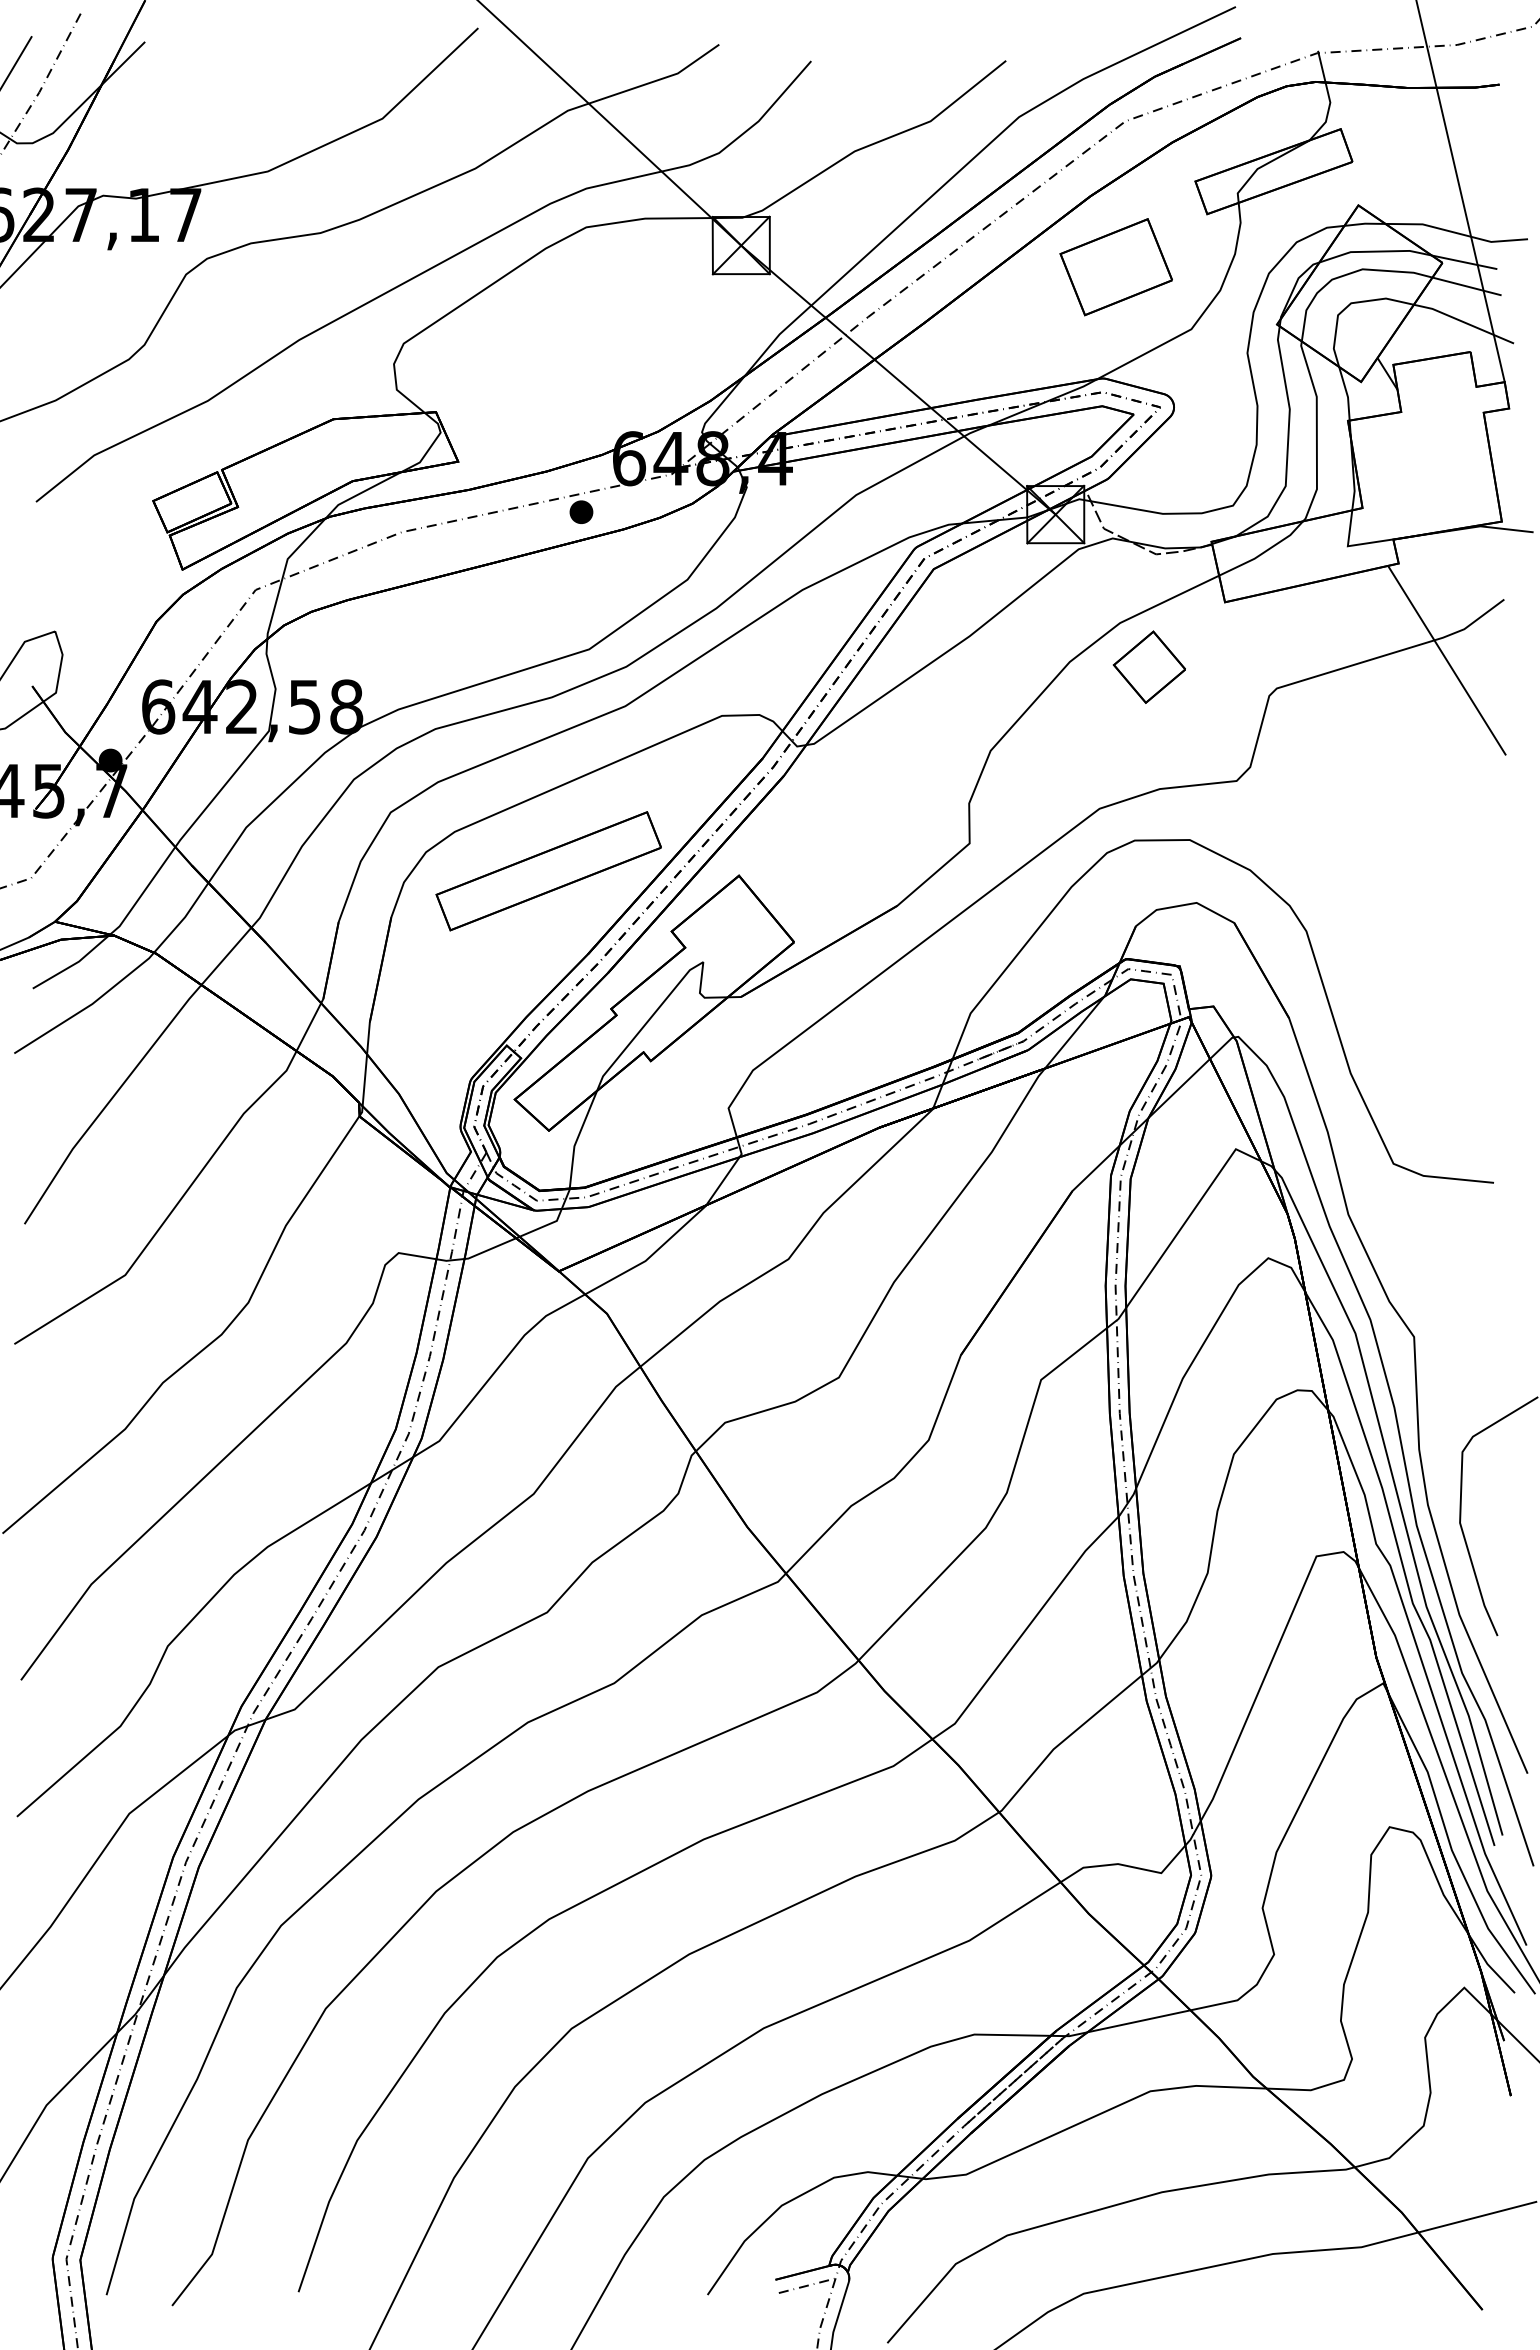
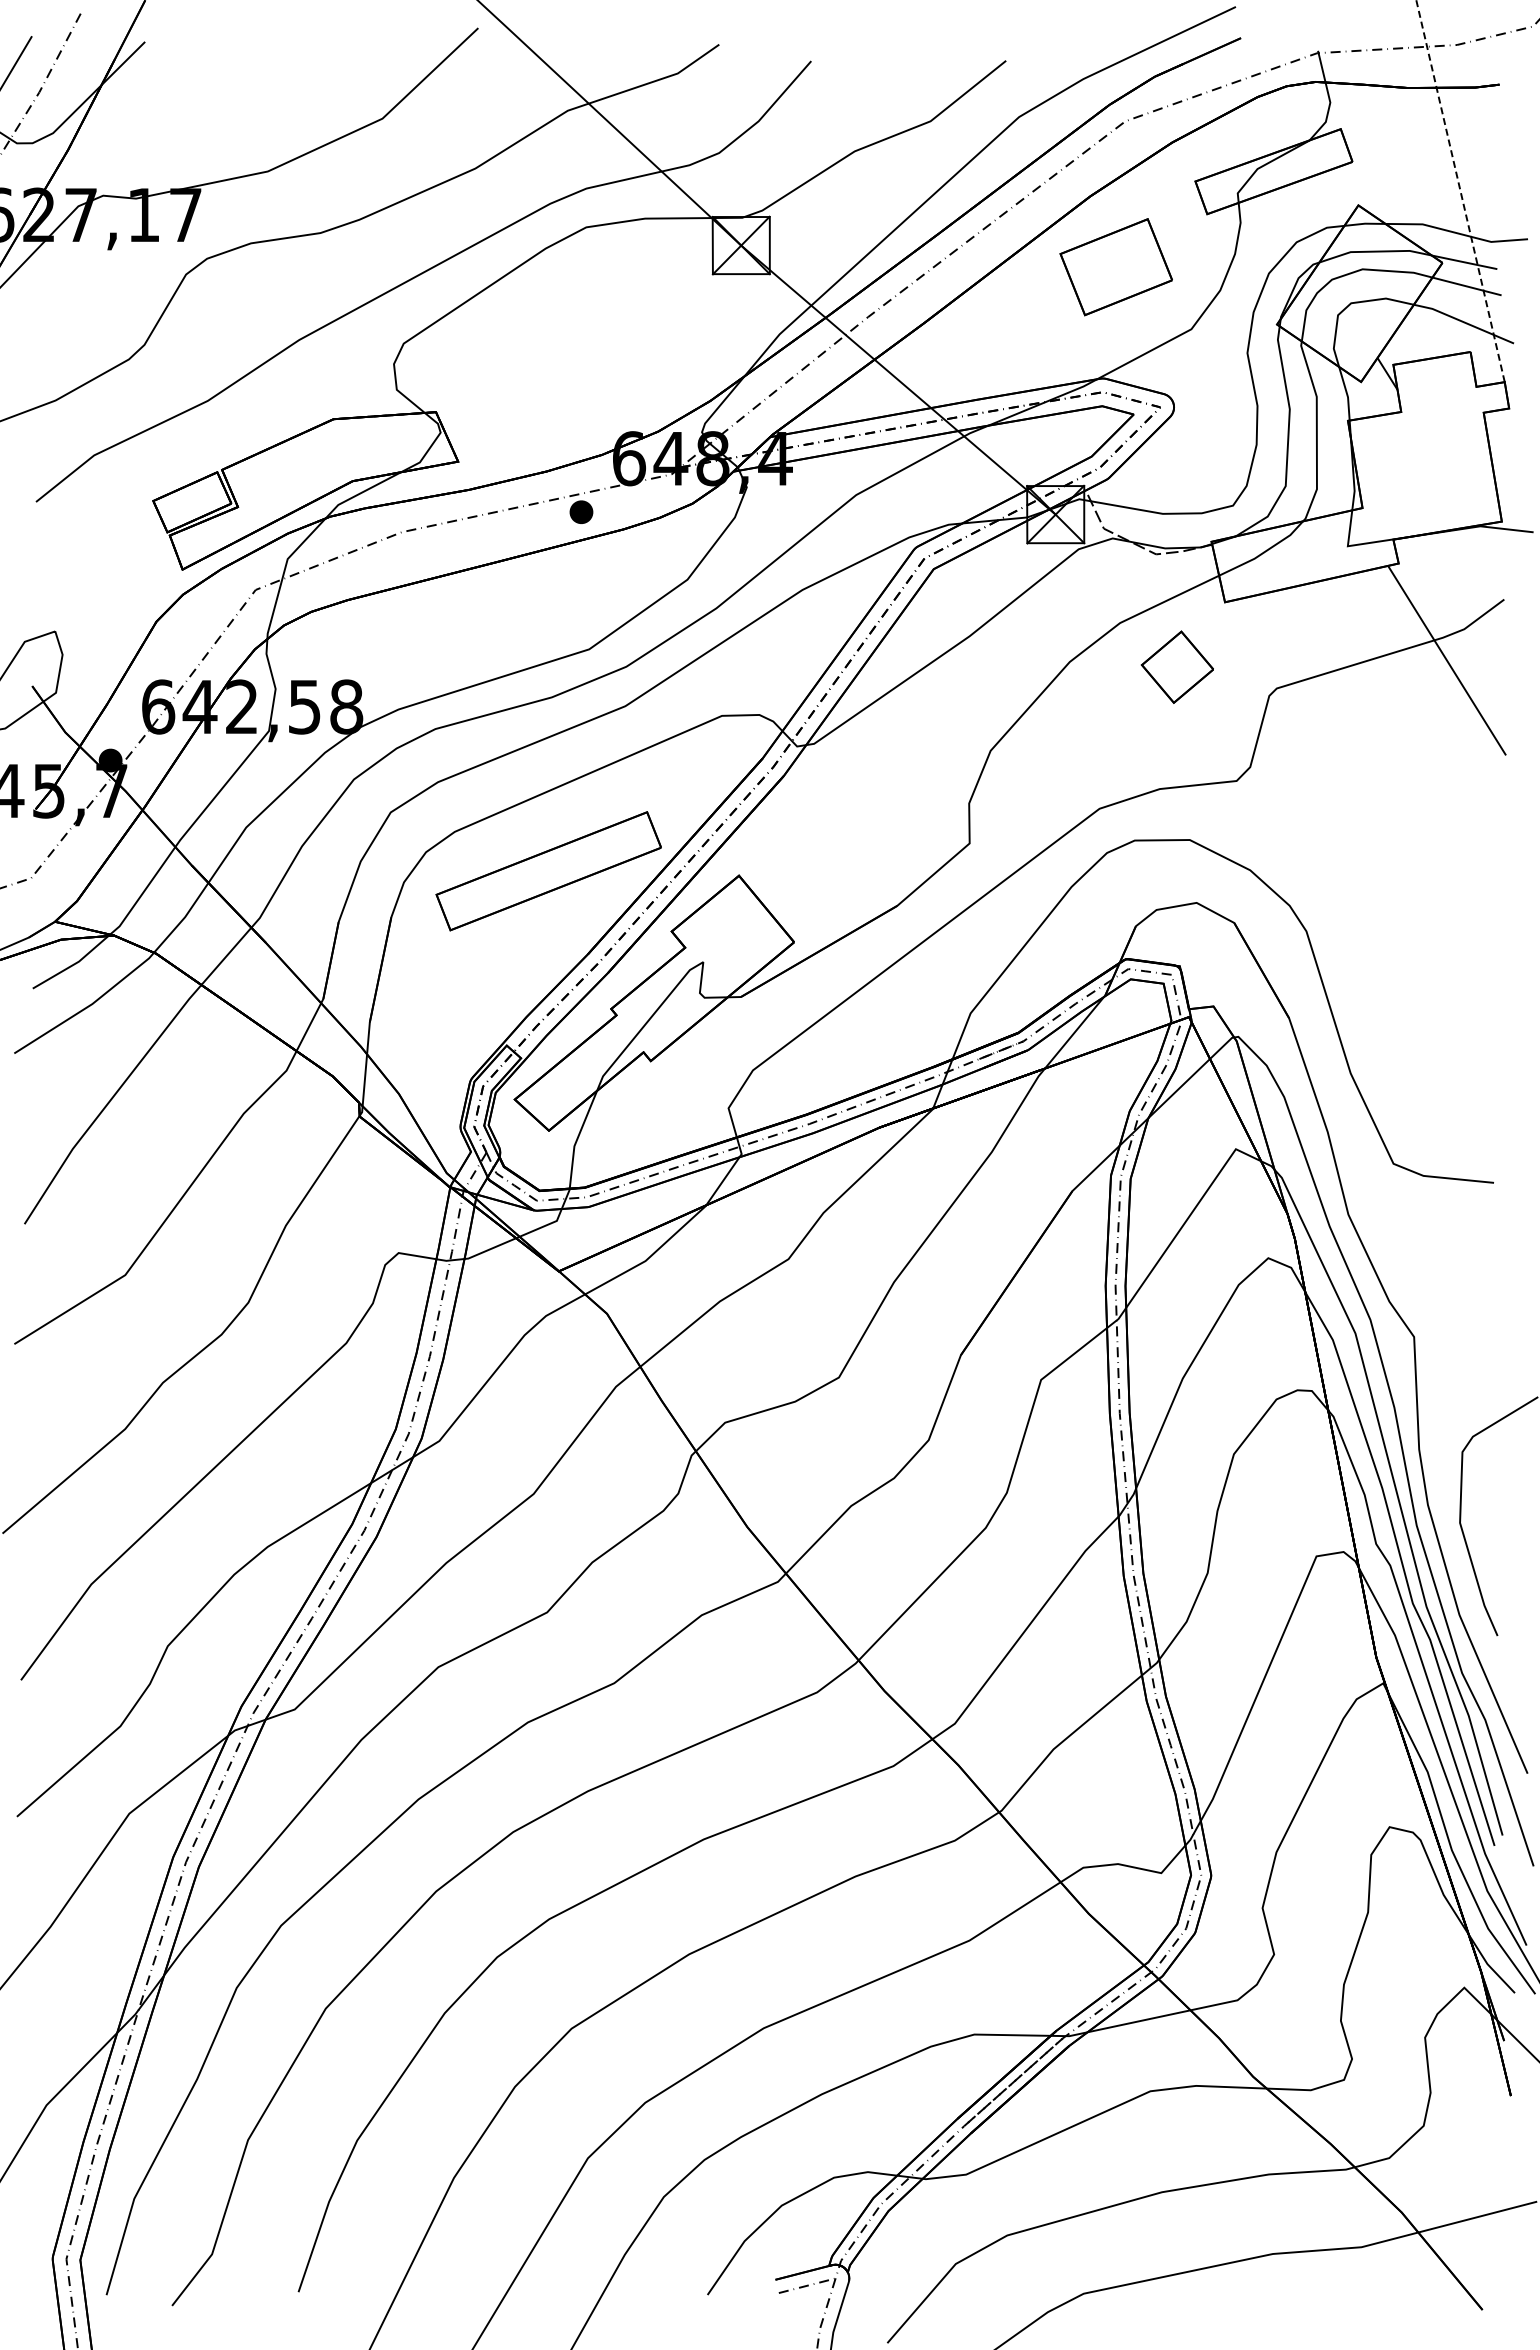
line: solid -> dashed (1460, 191)
part position: (1148, 666) -> (1176, 666) (1176, 666)
